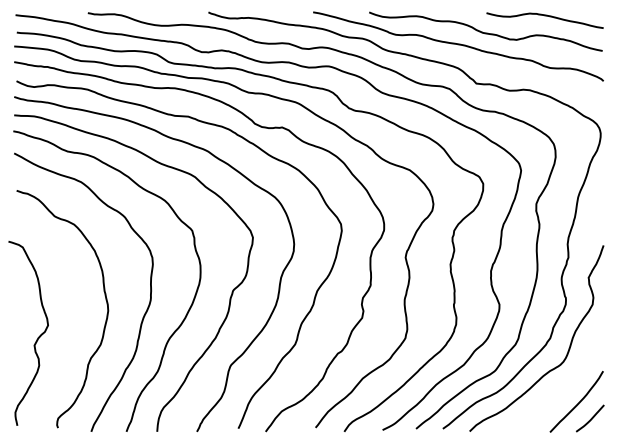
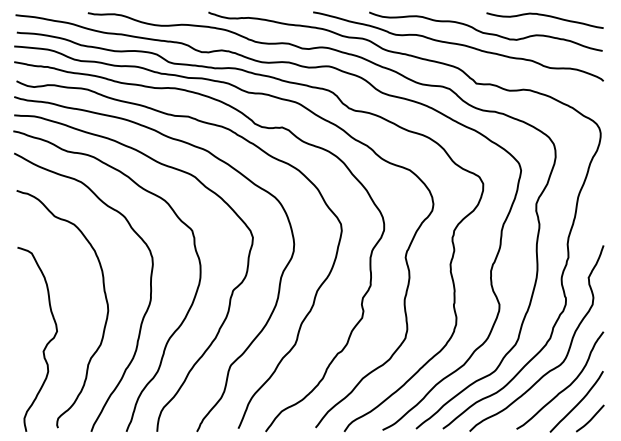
curve position: (37, 337) -> (46, 343) (46, 343)
curve: none -> present (566, 386)
